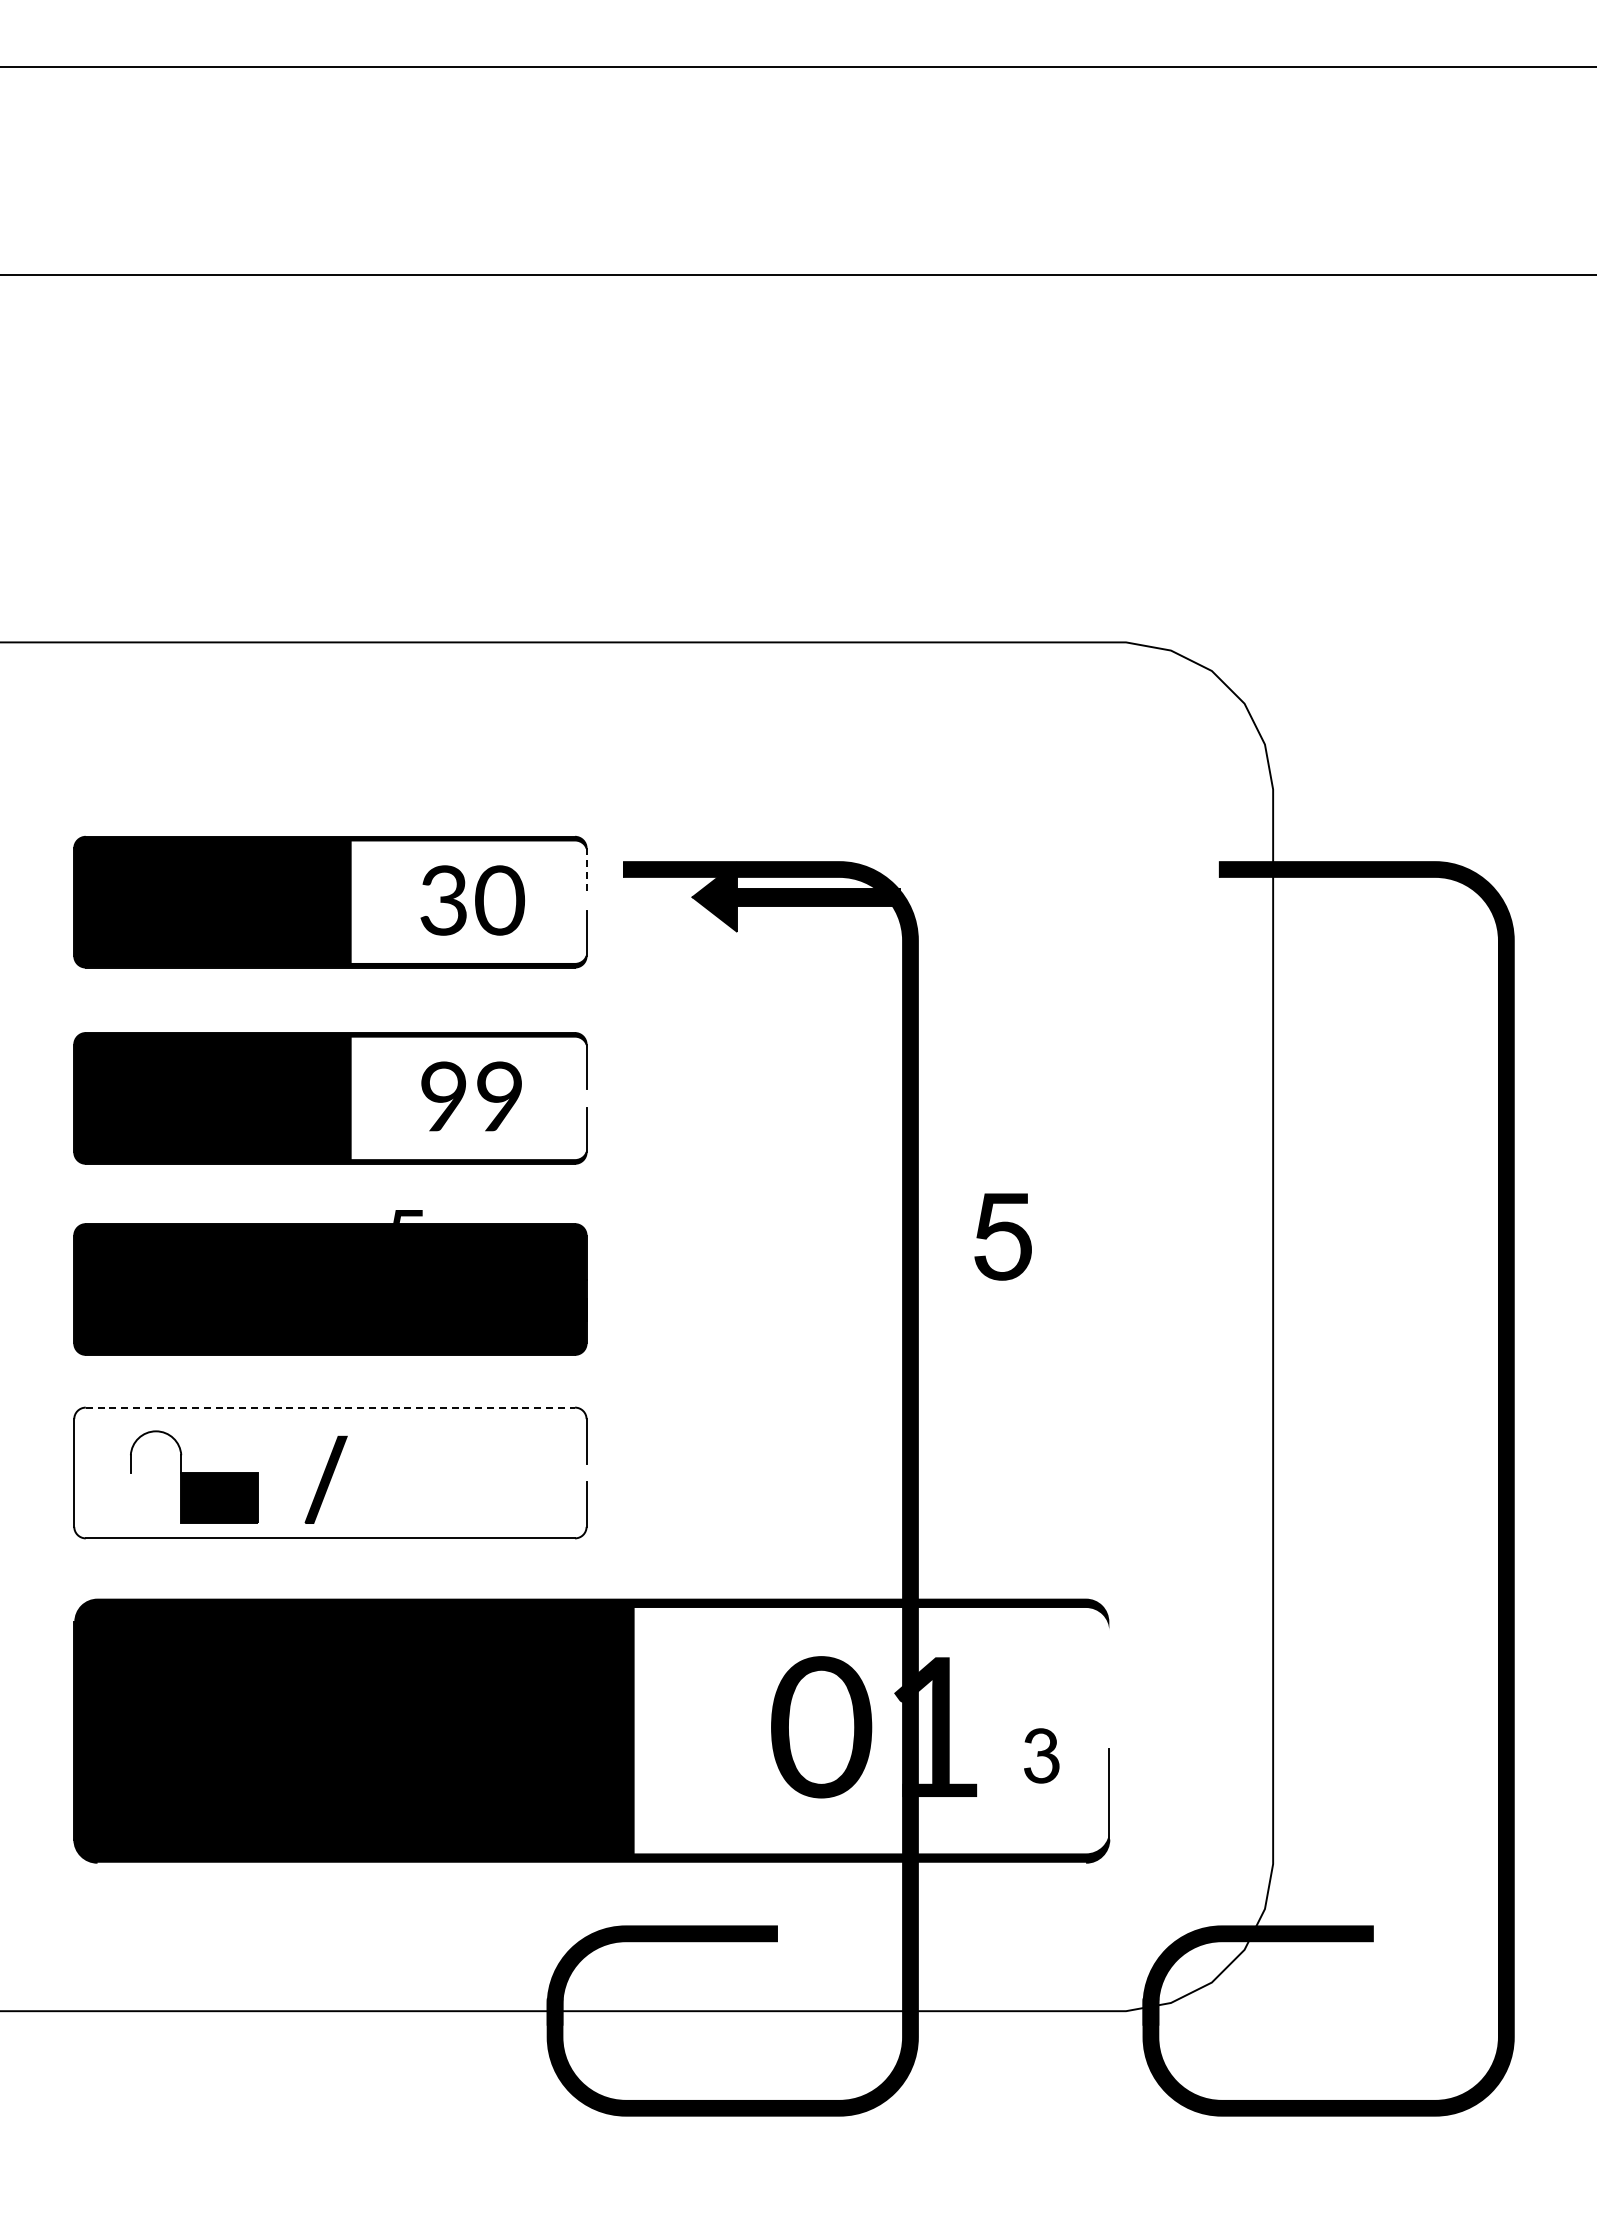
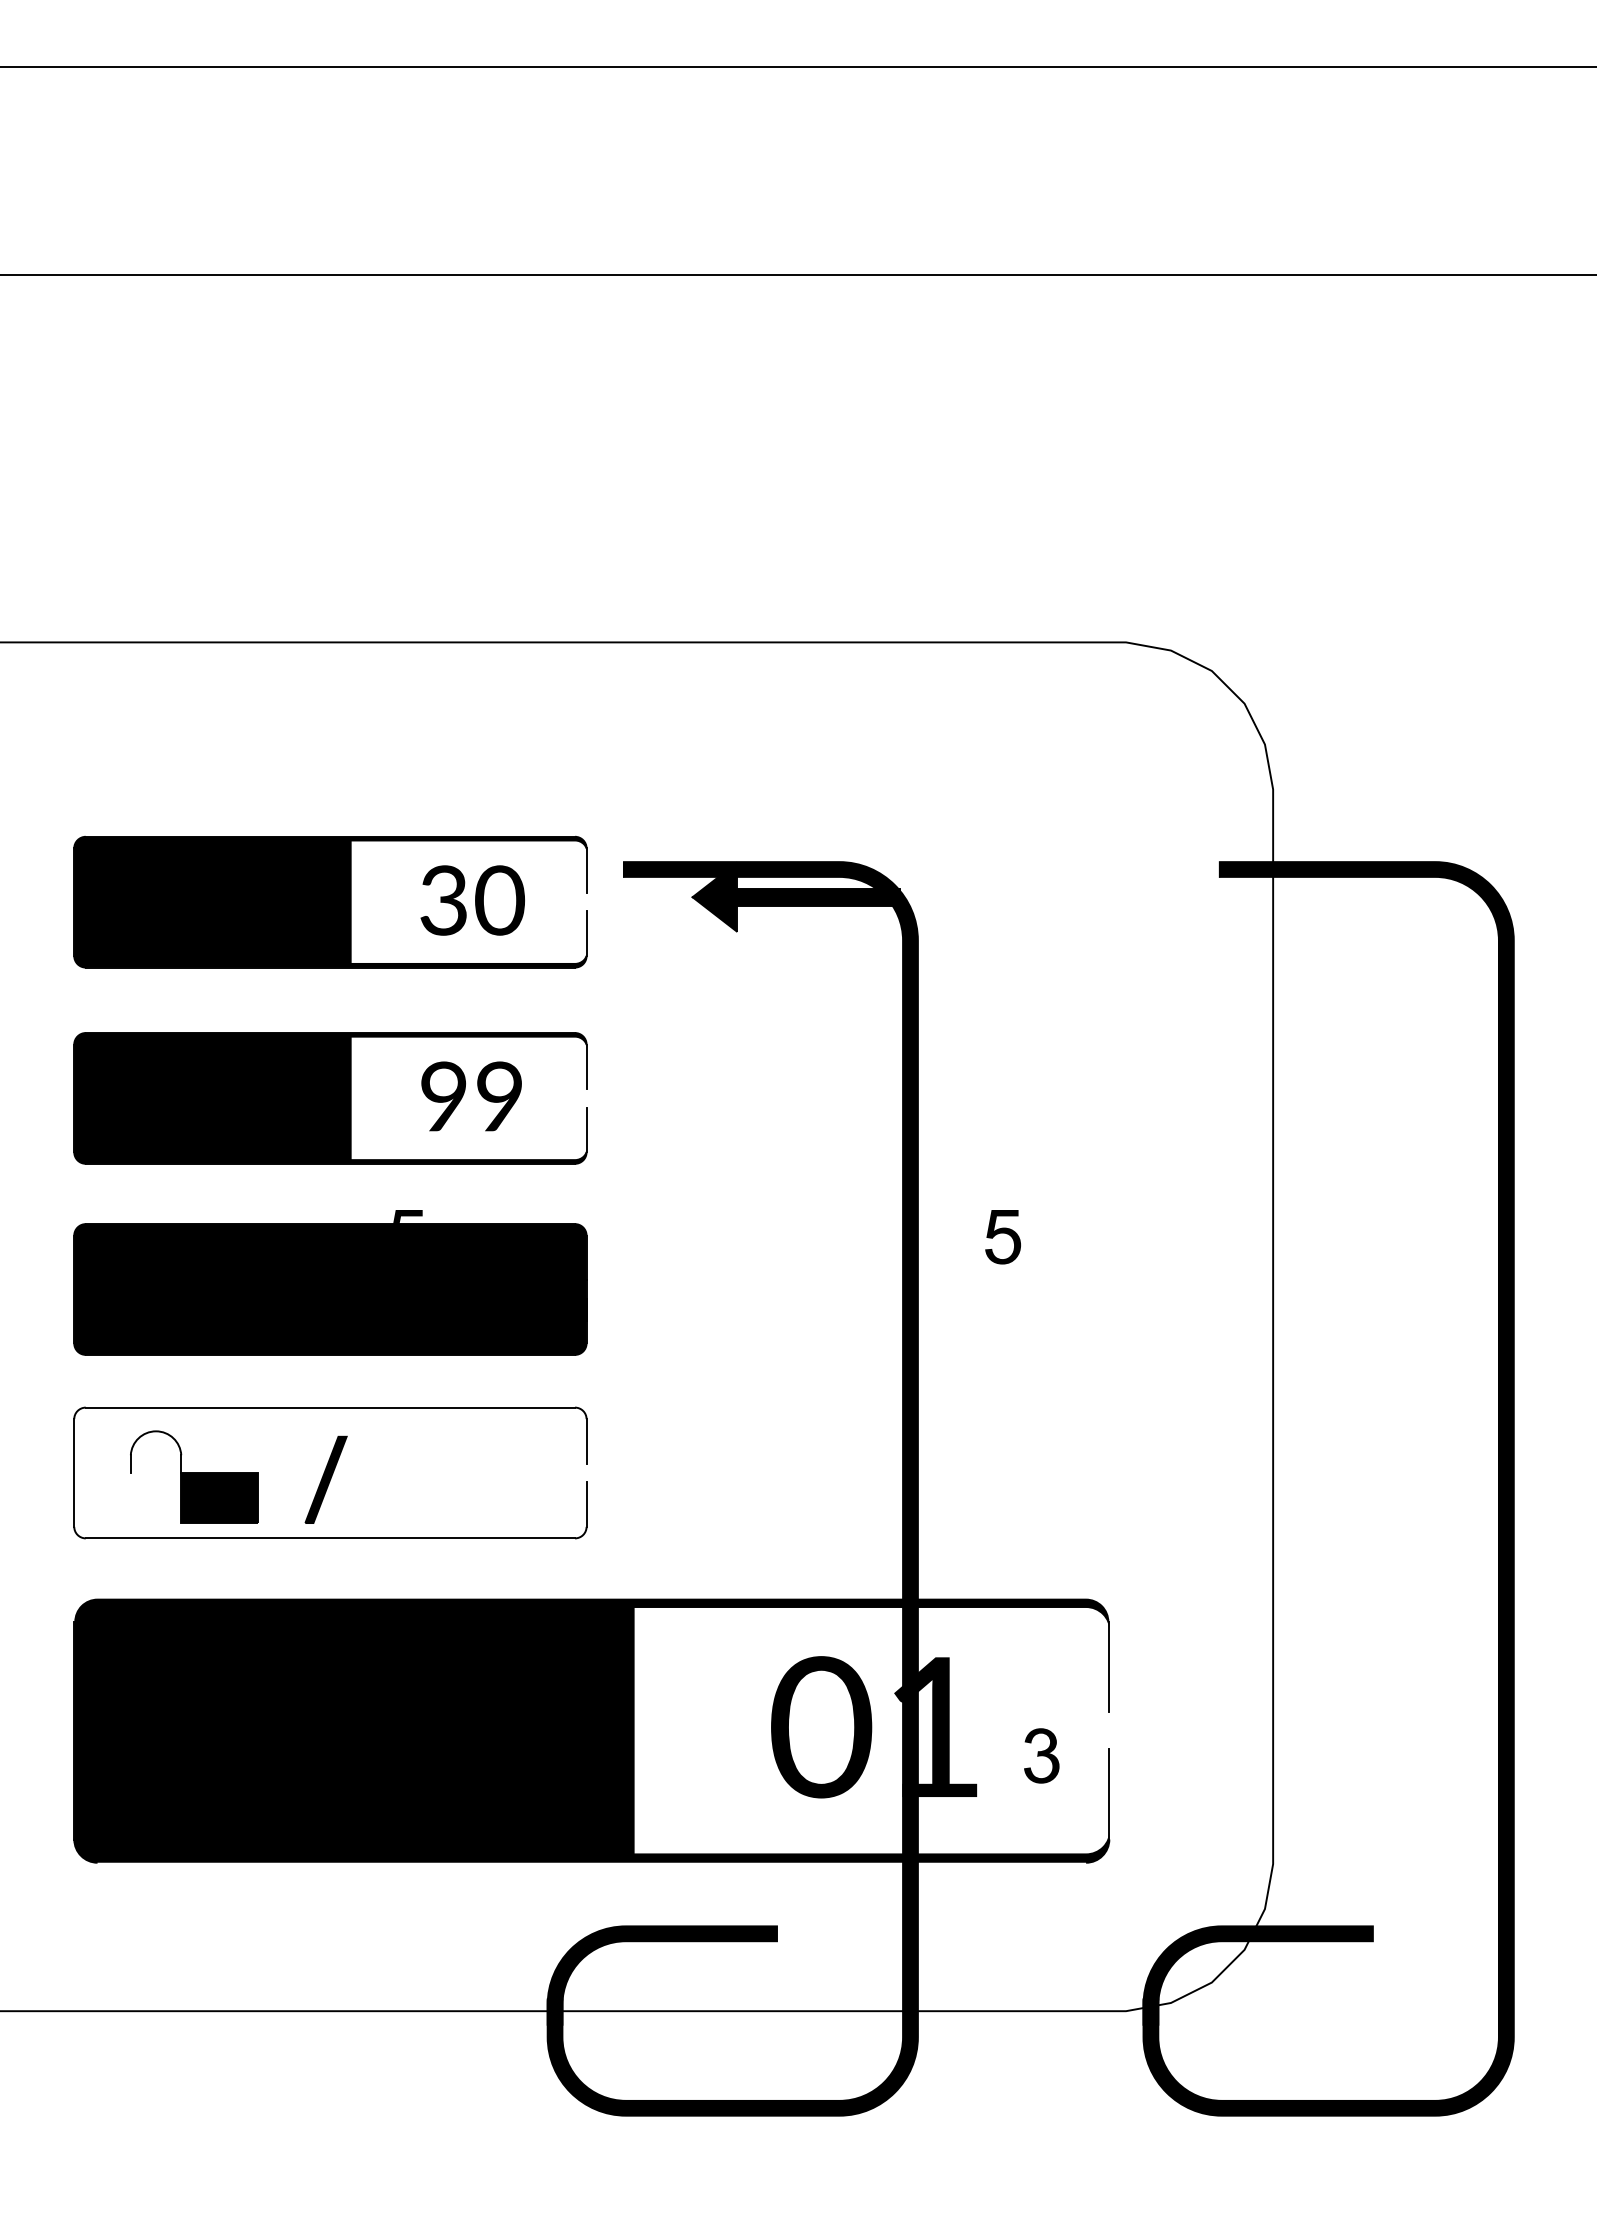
line: dashed -> solid (586, 871)
part size: 58x88 px -> 36x55 px (1002, 1237)
line: dashed -> solid (330, 1407)
line: none -> present (1109, 1666)
